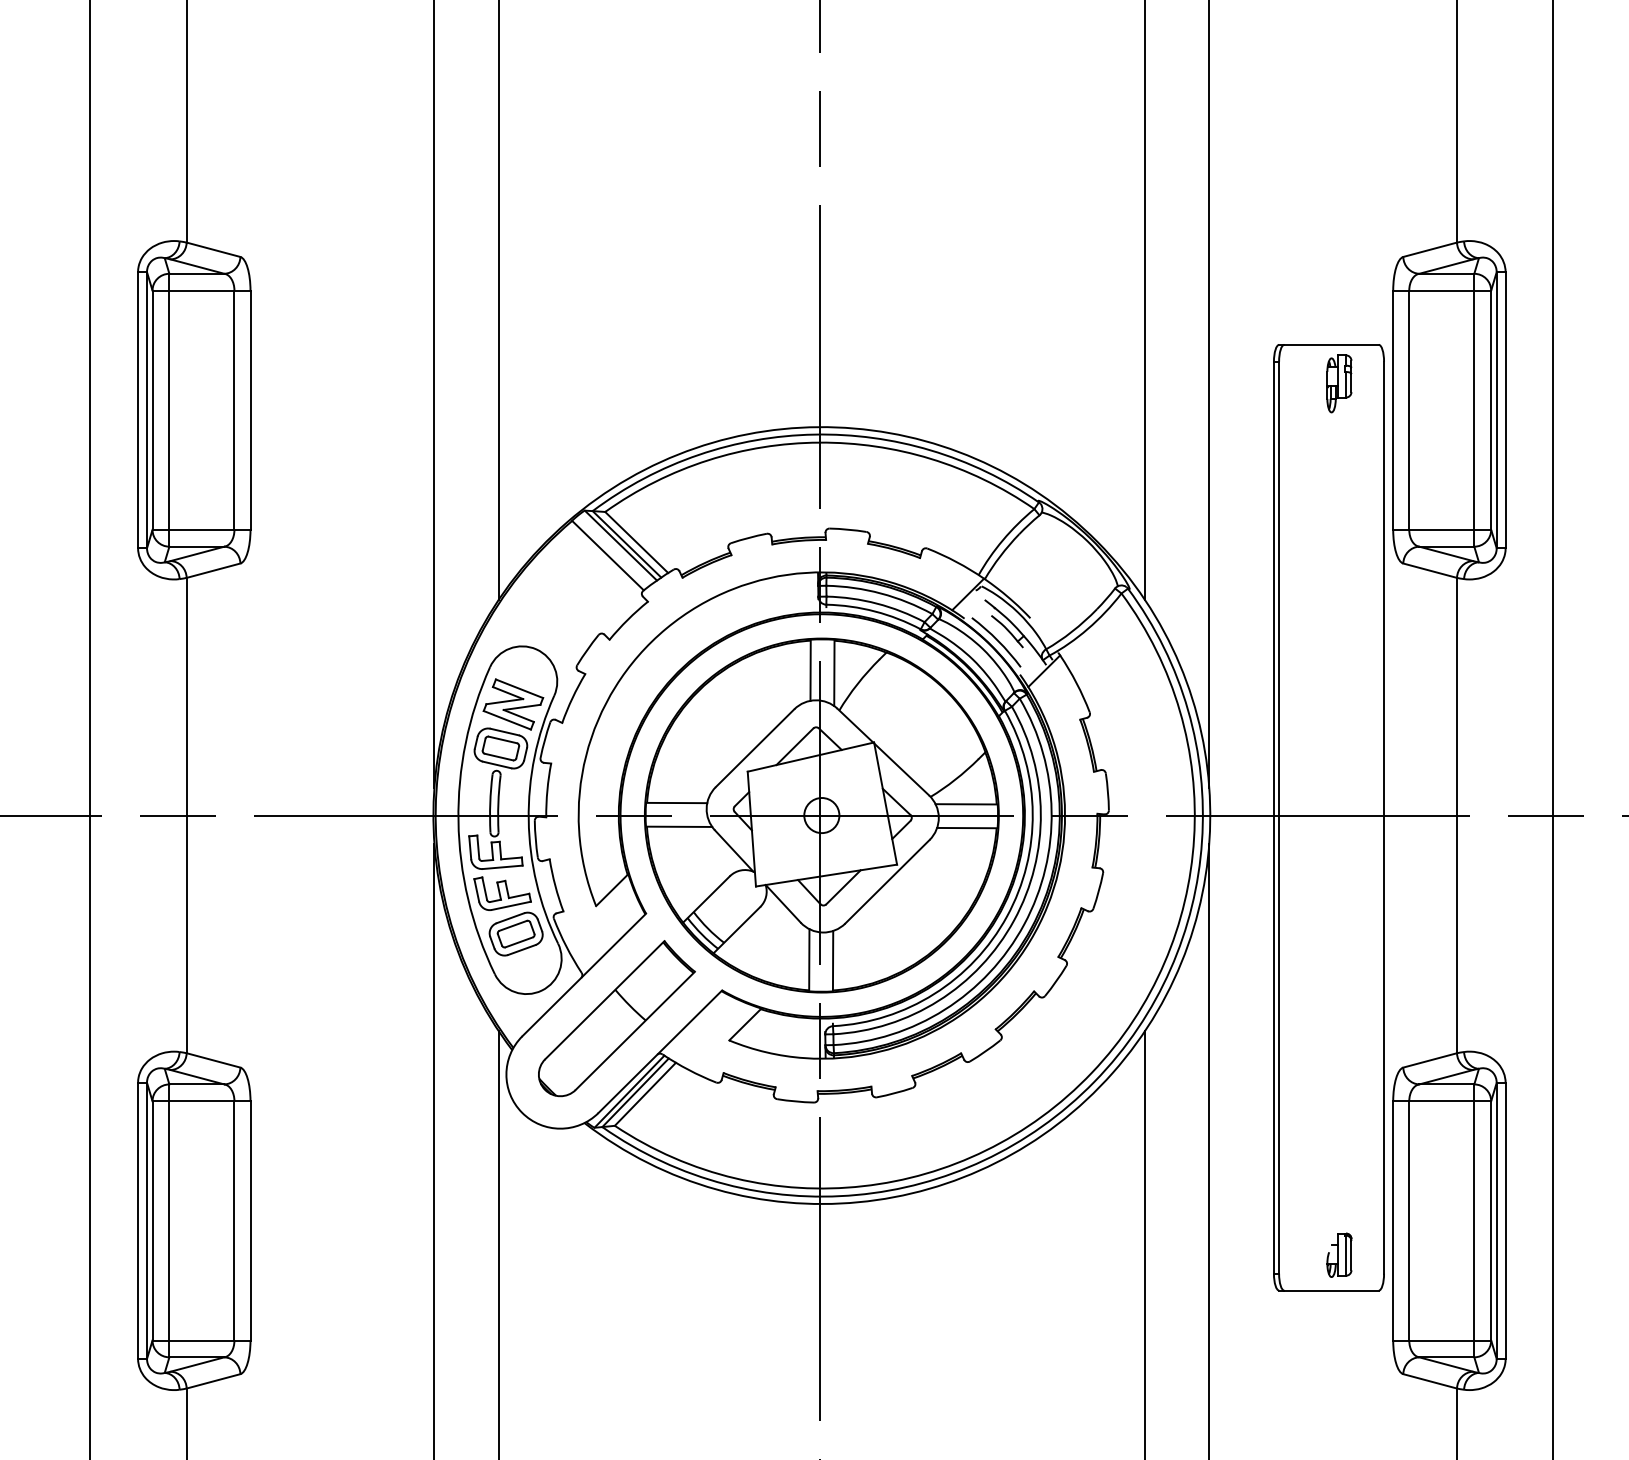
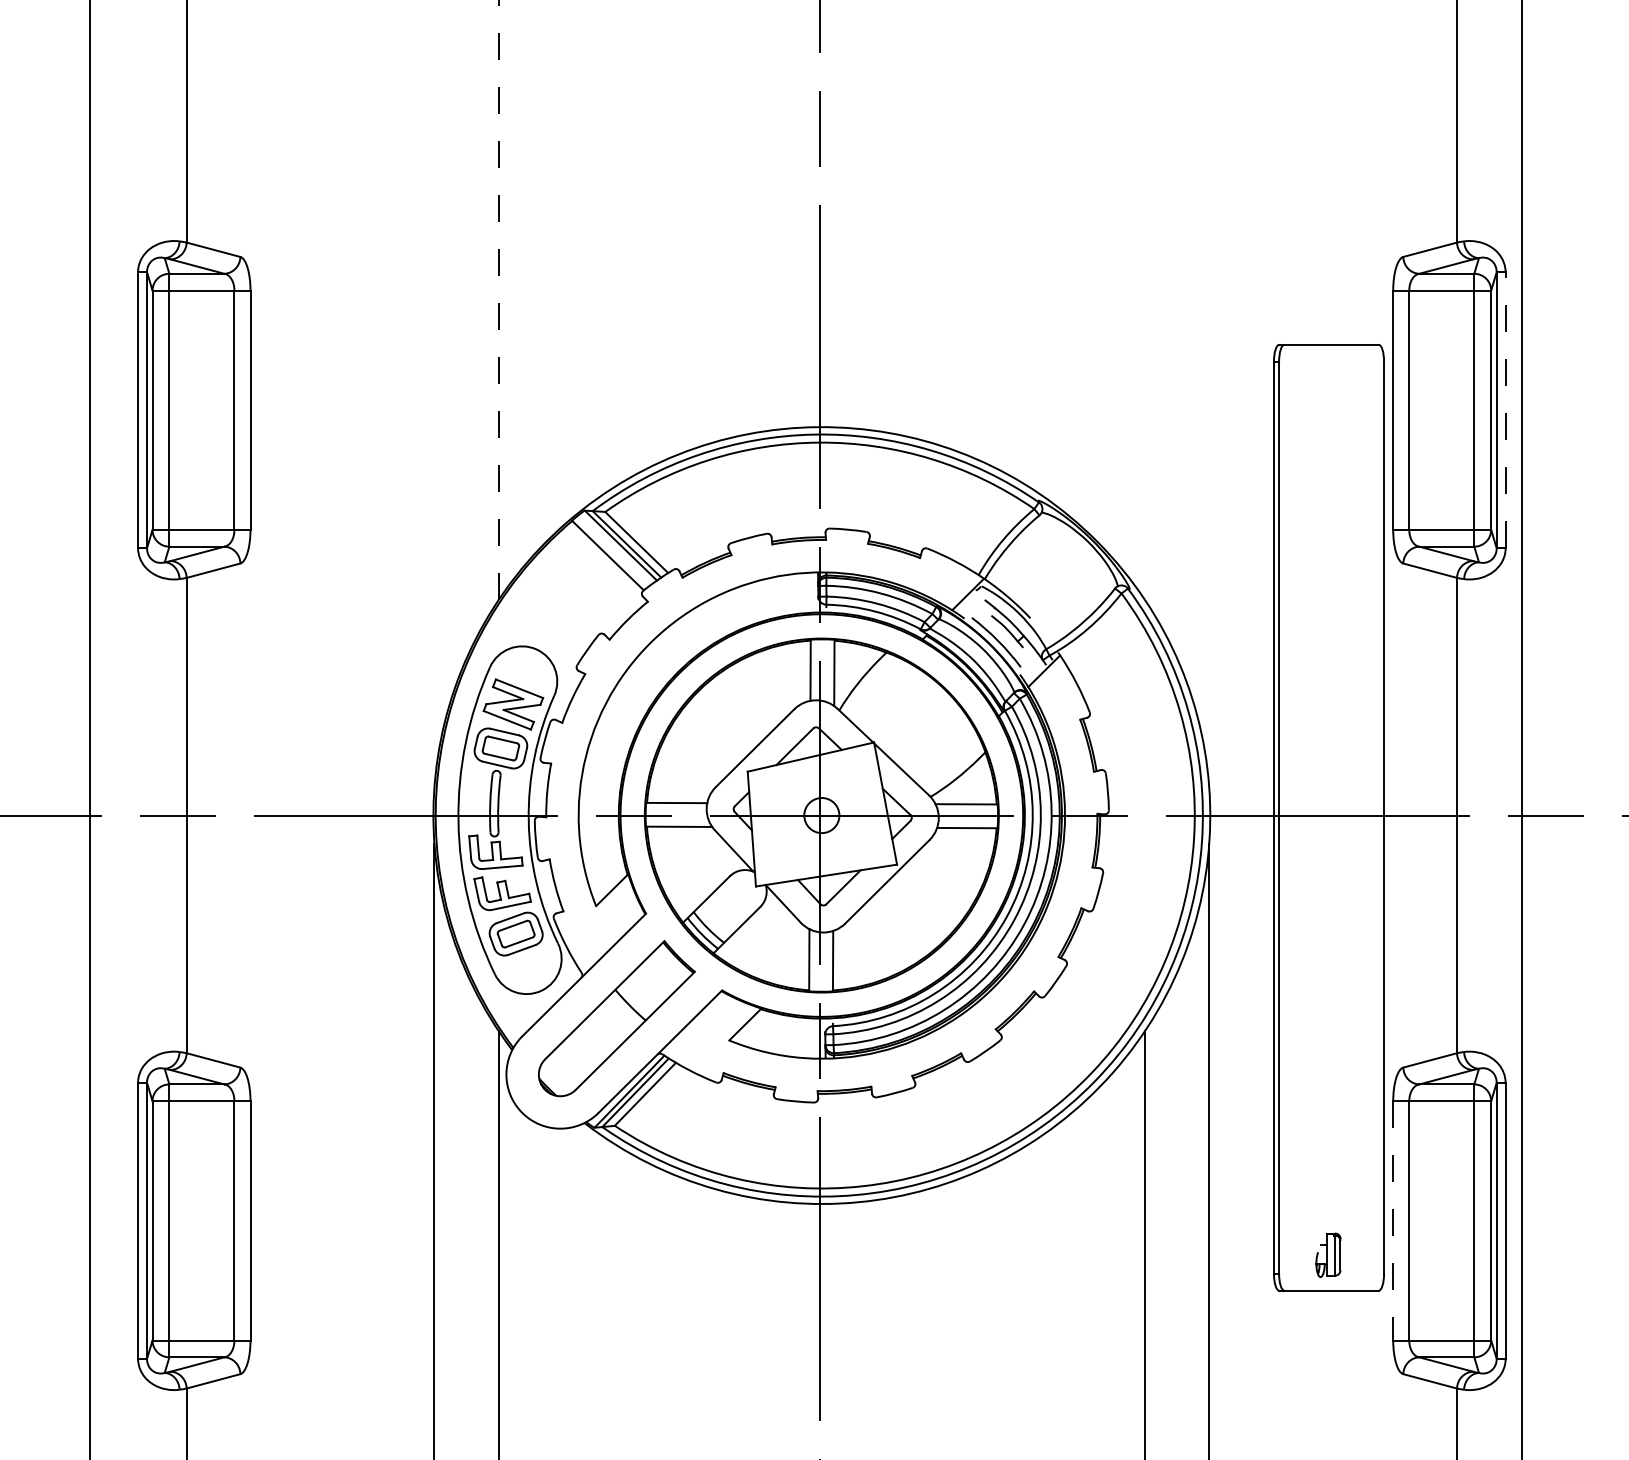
line: solid -> dashed (498, 300)
line: present -> none (1145, 301)
part: present -> none (1339, 383)
line: present -> none (434, 394)
line: present -> none (1209, 394)
line: solid -> dashed (1505, 409)
line position: (1553, 729) -> (1522, 729) (1522, 729)
line: solid -> dashed (1393, 1220)
part position: (1339, 1254) -> (1328, 1254) (1328, 1254)
